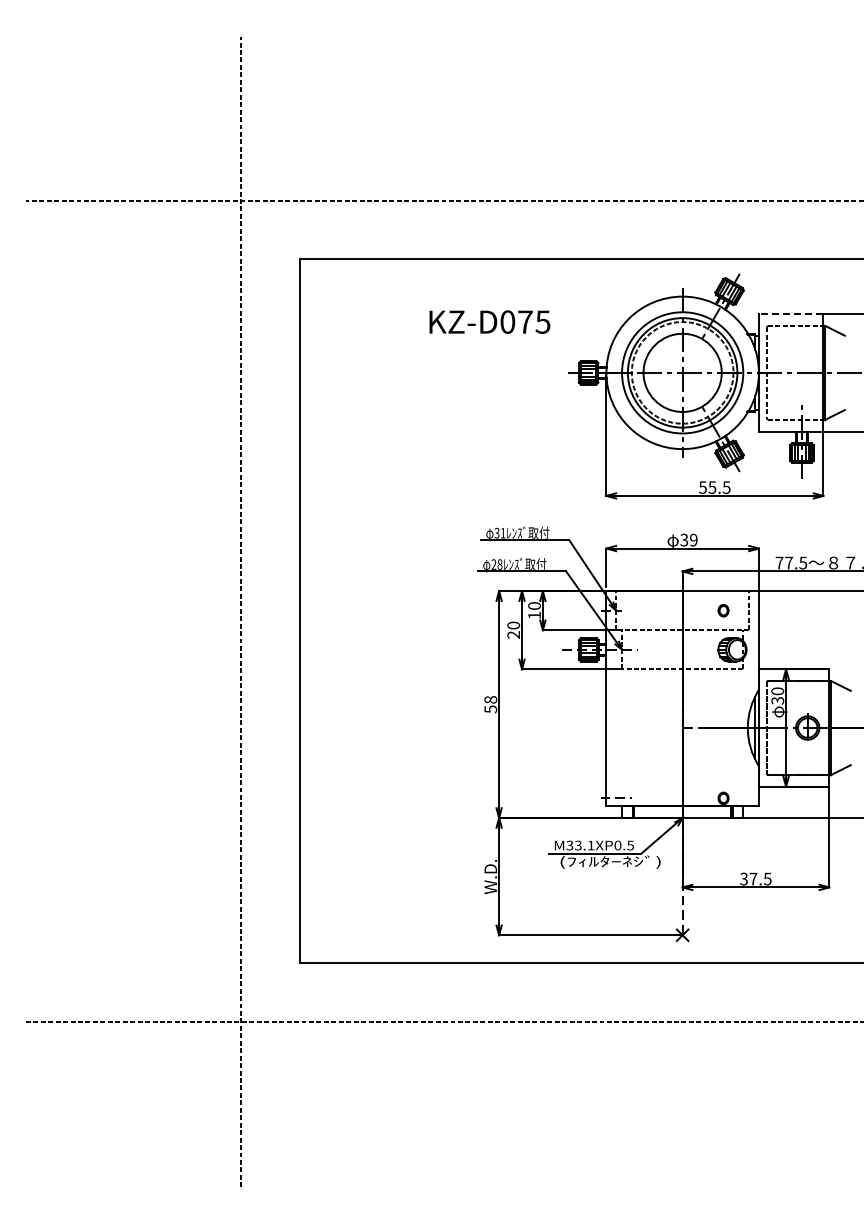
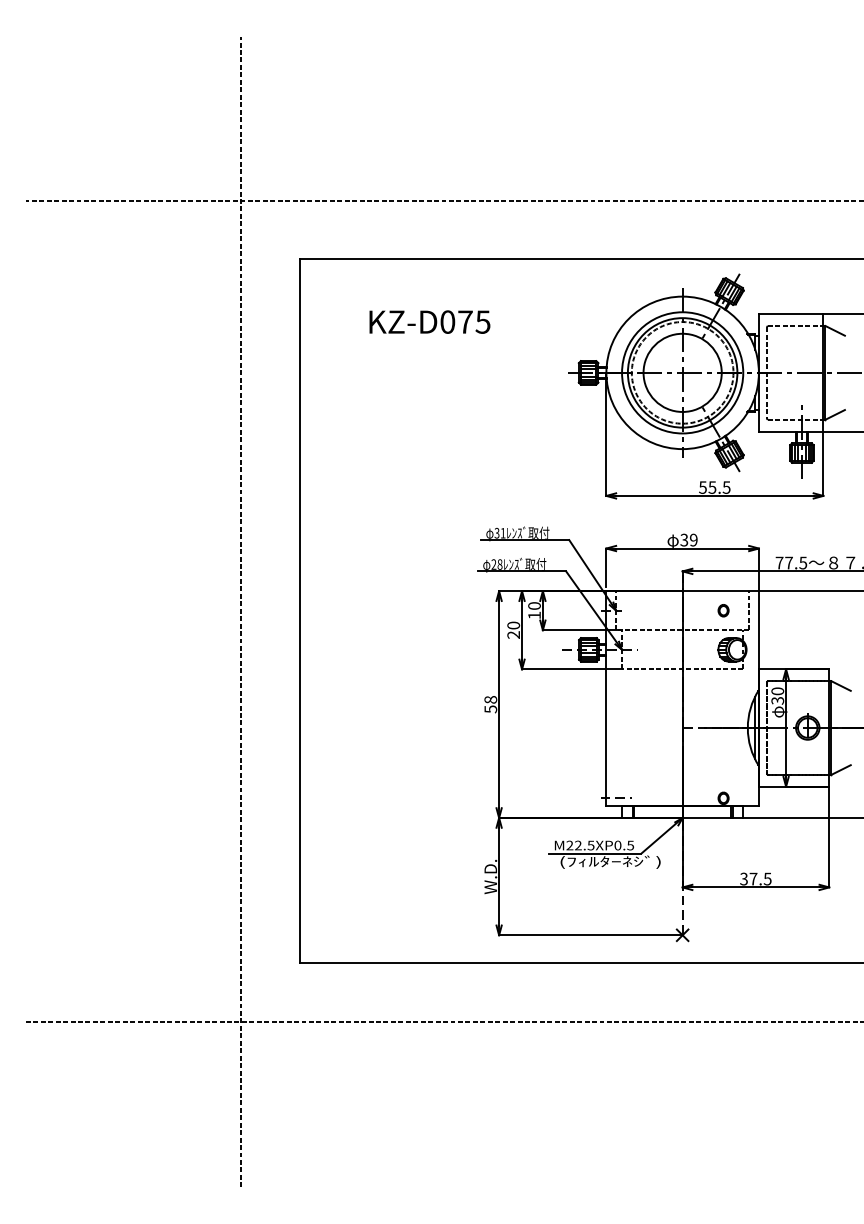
line: dashed -> solid (790, 314)
text position: (489, 321) -> (429, 321) (429, 321)
text: M33.1XP0.5 -> M22.5XP0.5 (580, 845)
